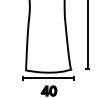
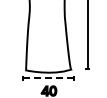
line: solid -> dashed (48, 78)
